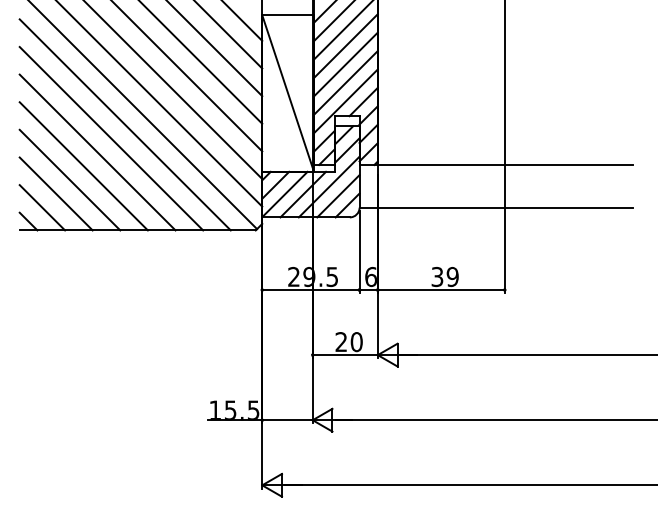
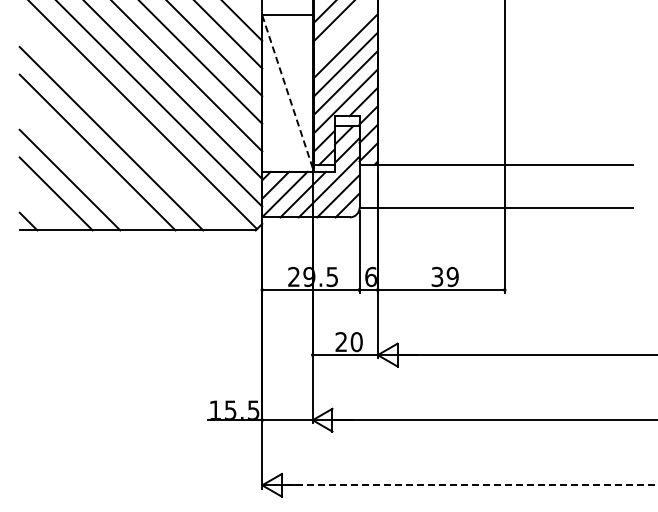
line: present -> none (342, 30)
line: solid -> dashed (288, 94)
line: present -> none (124, 124)
line: present -> none (83, 166)
line: present -> none (42, 207)
line: solid -> dashed (472, 485)
